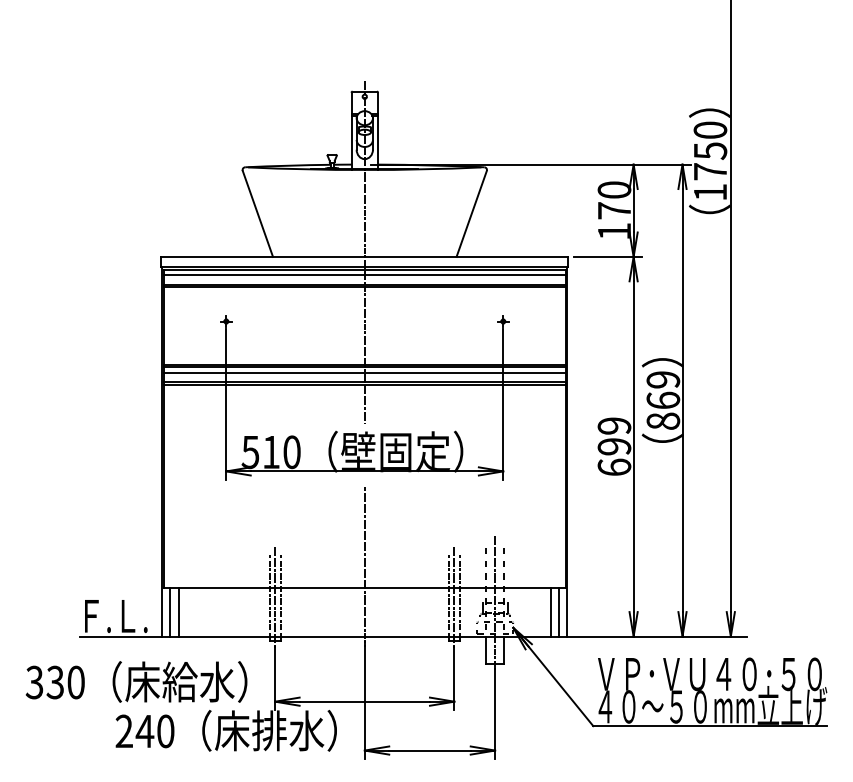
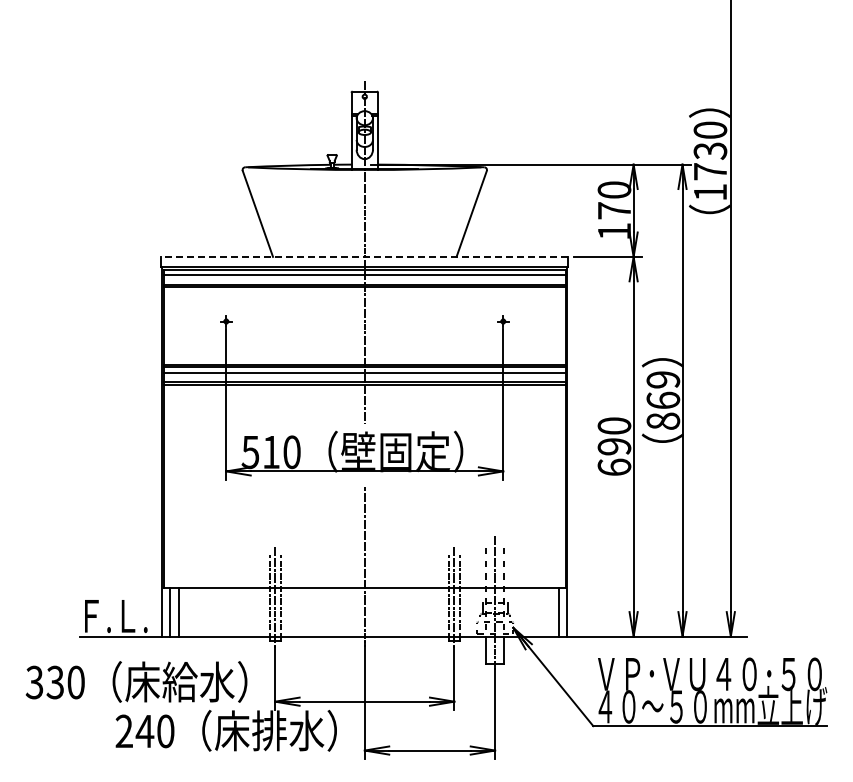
text: 1750 -> 1730 (709, 150)
line: solid -> dashed (364, 256)
text: 699 -> 690 (614, 425)
line: present -> none (551, 611)
